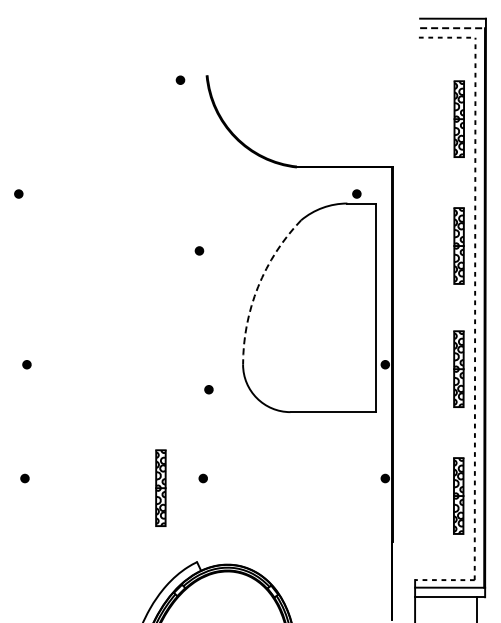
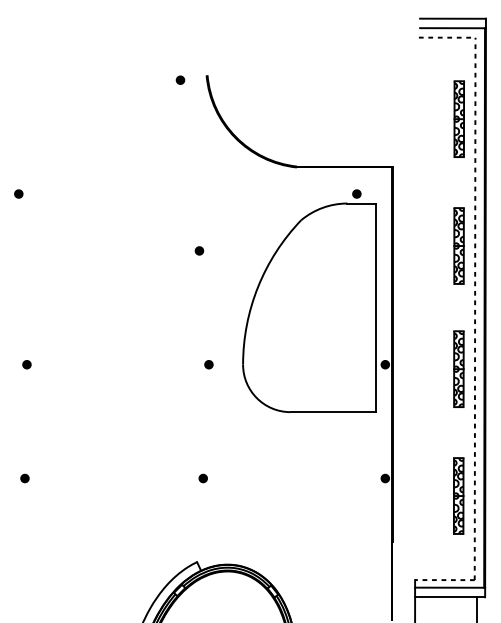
line: dashed -> solid (453, 28)
arc: dashed -> solid (258, 286)
part position: (208, 389) -> (208, 364) (208, 364)
part: present -> none (160, 487)
